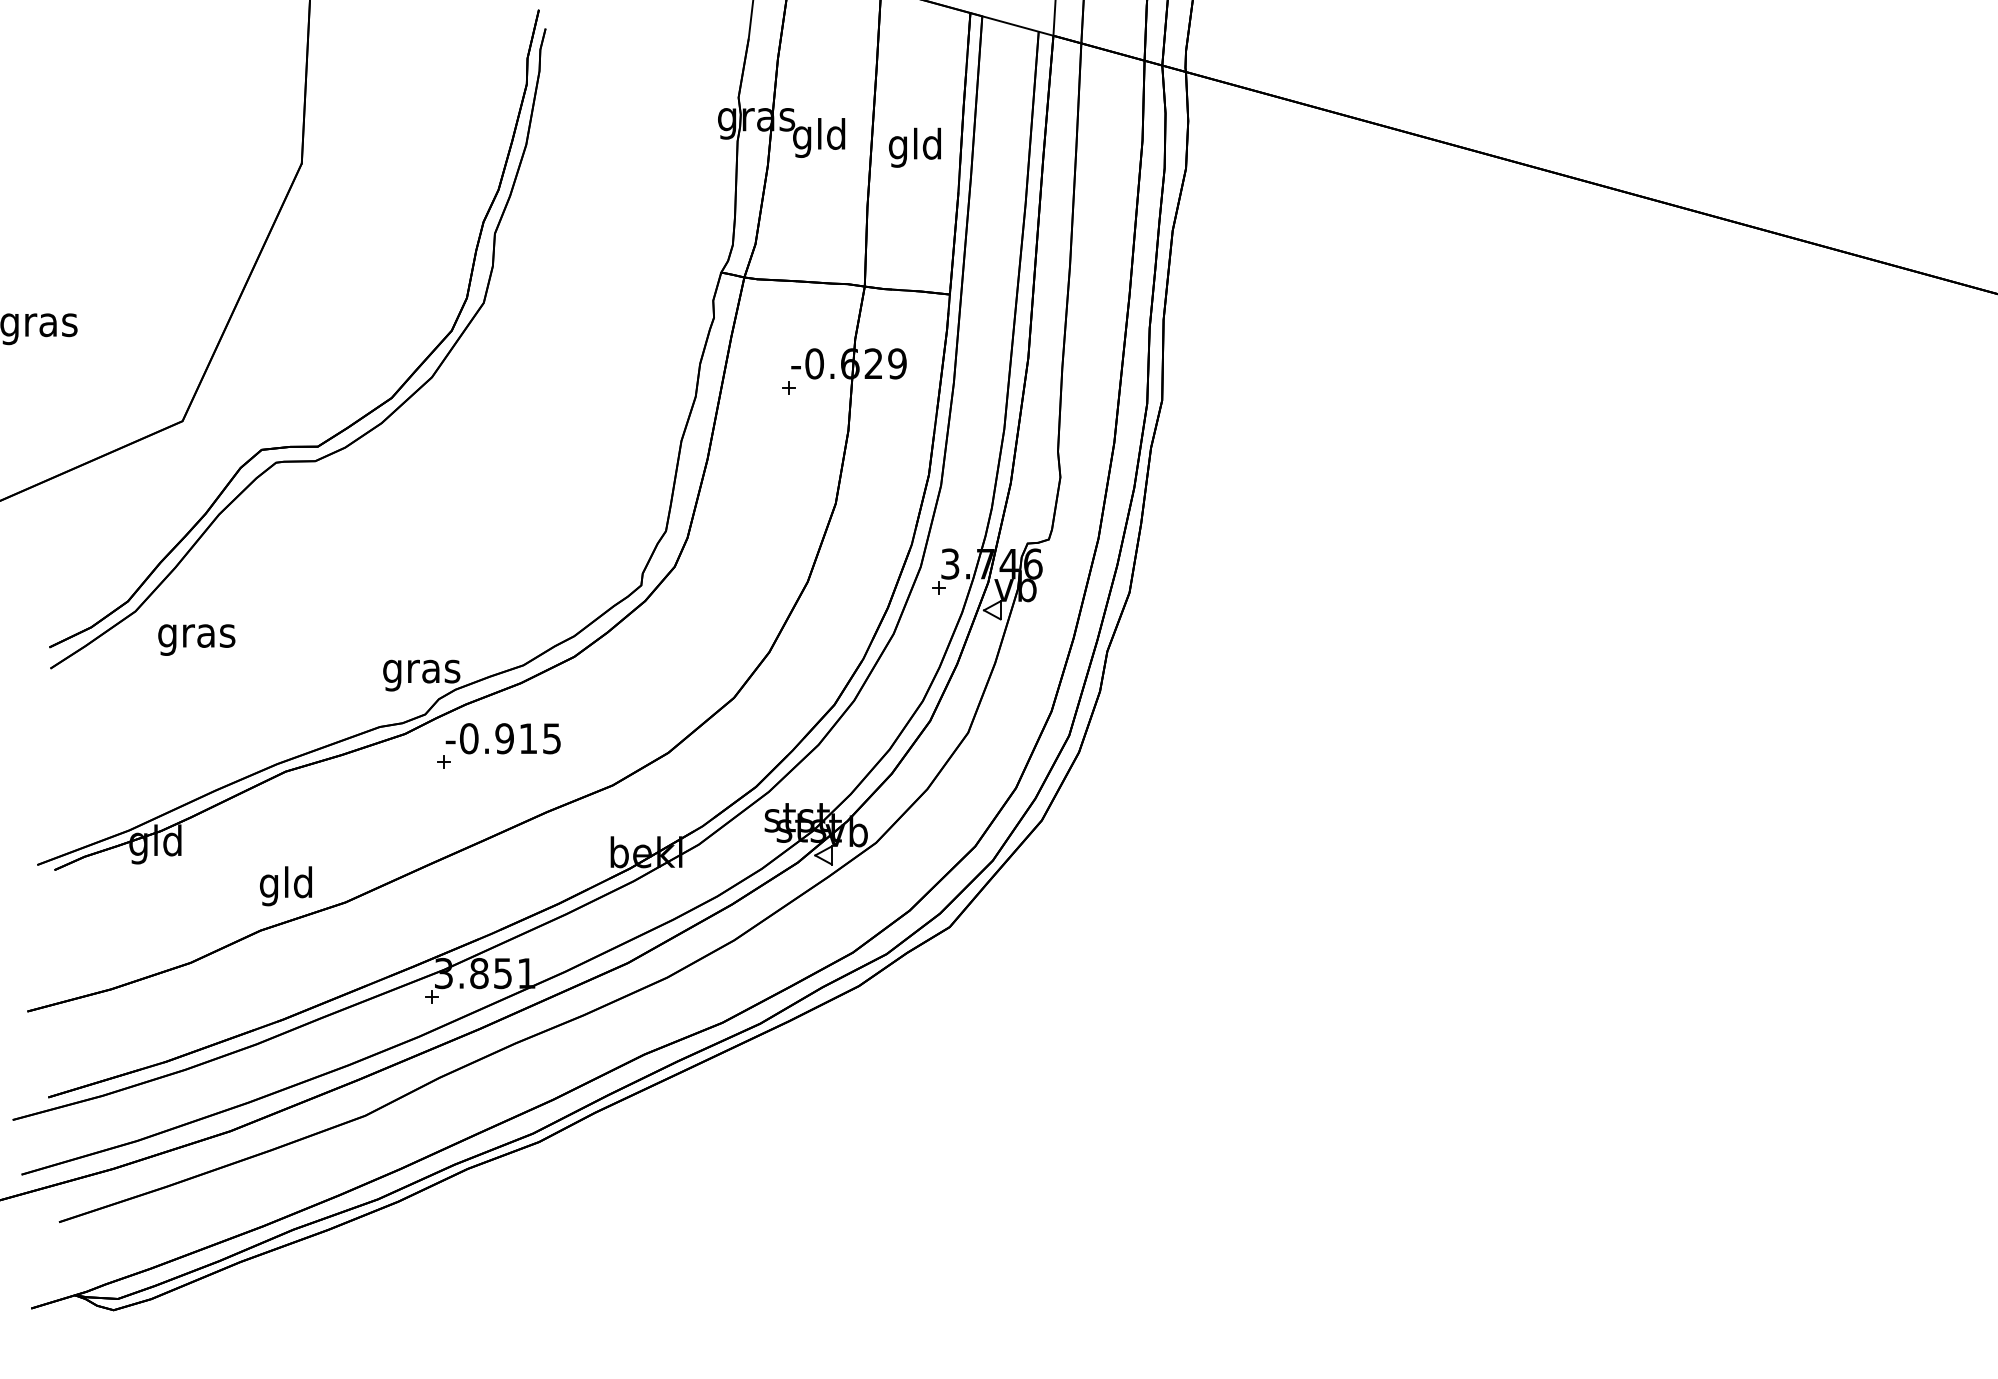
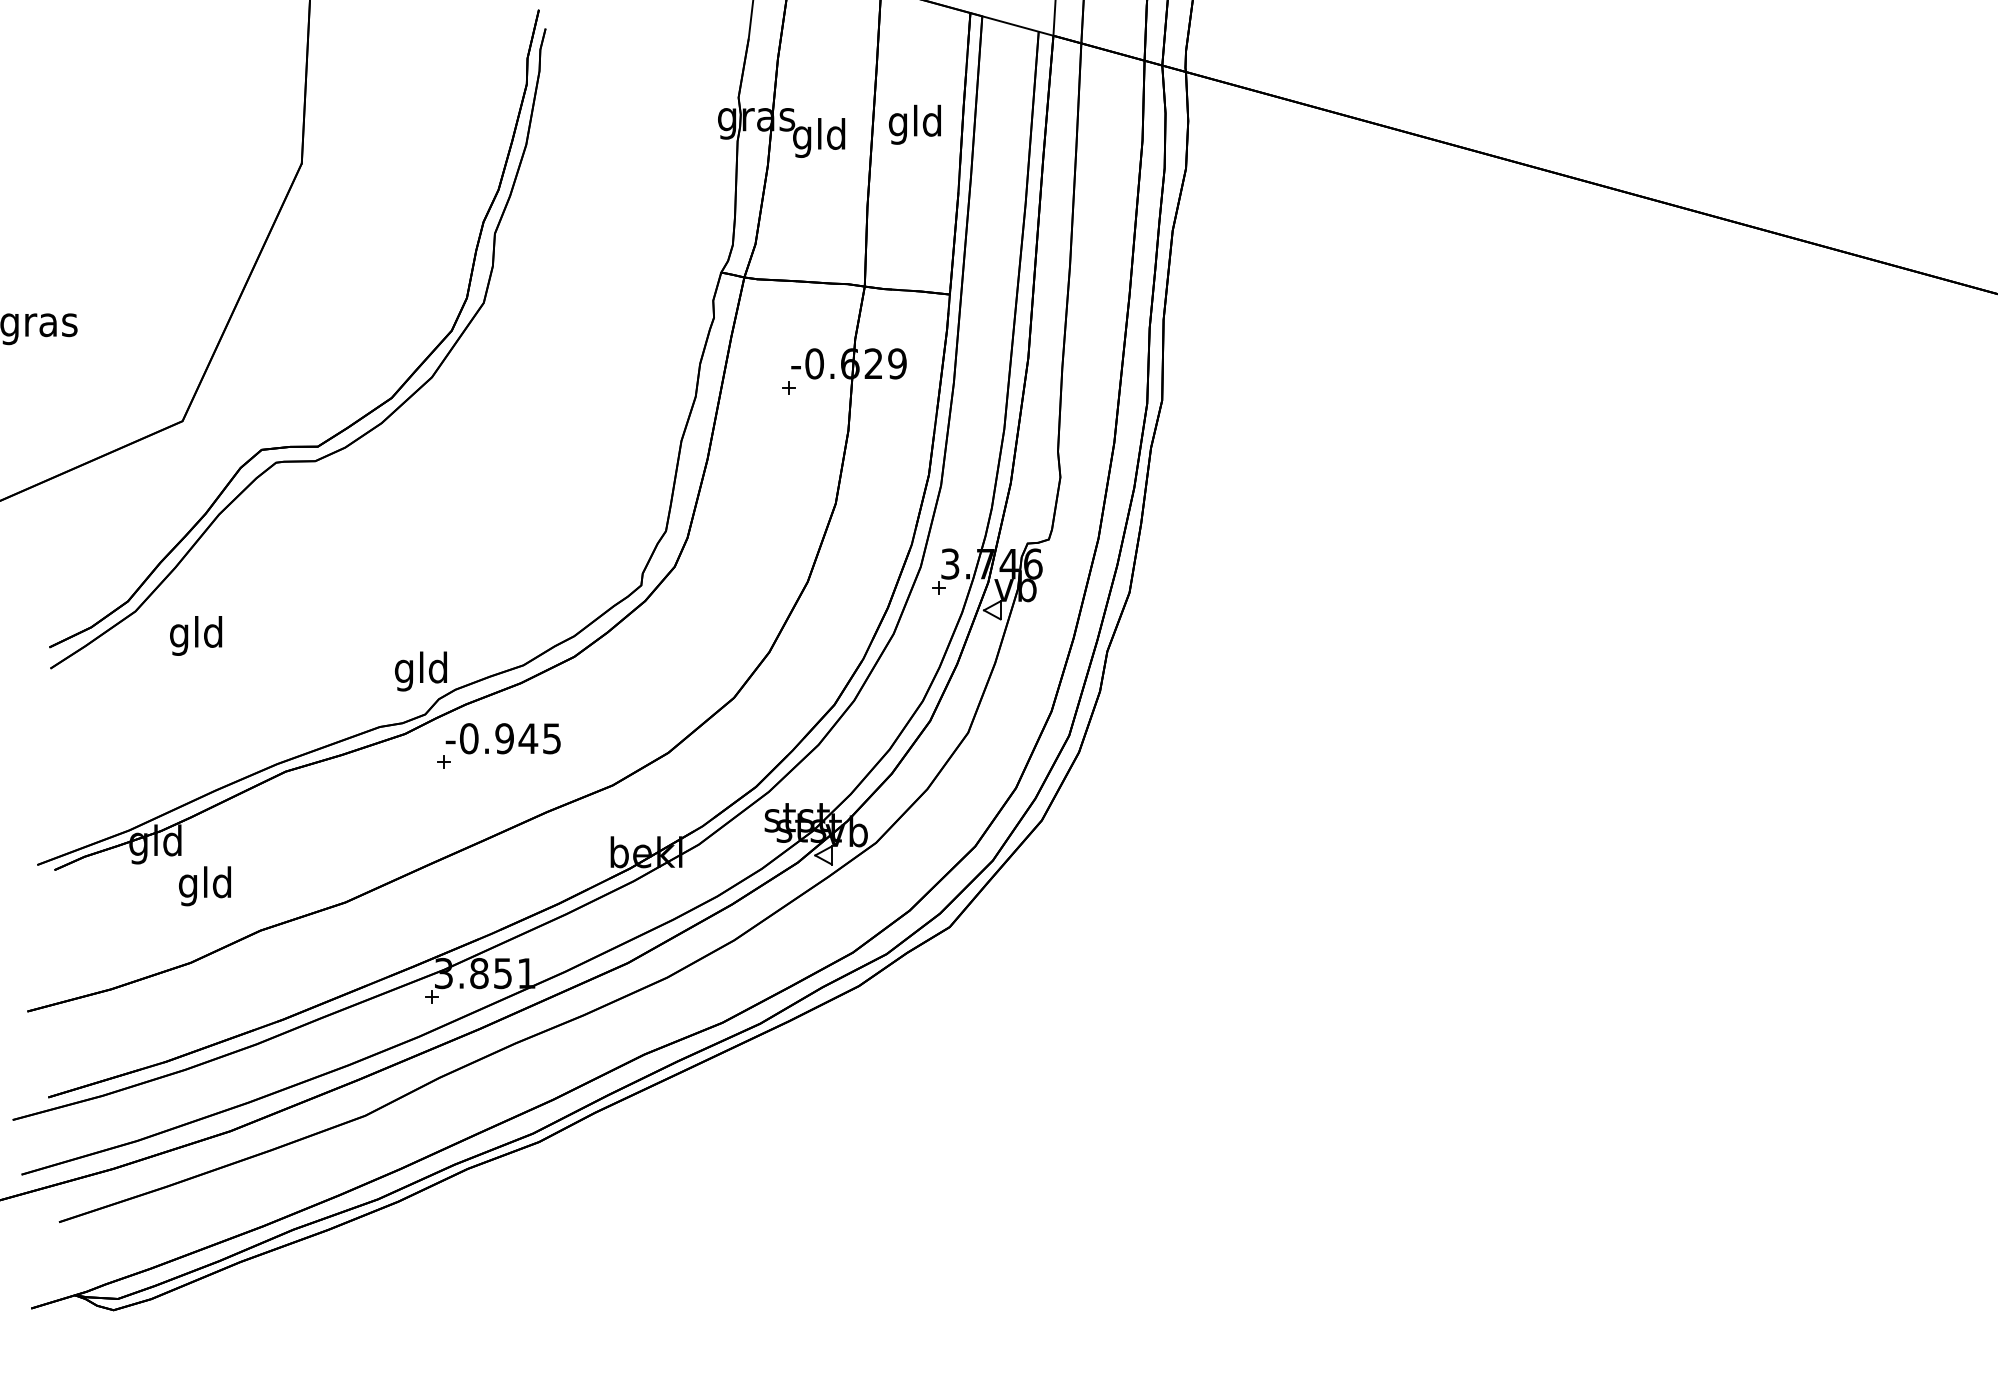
text position: (914, 147) -> (914, 124) (914, 124)
text: gras -> gld (196, 635)
text: gras -> gld (421, 671)
text: -0.915 -> -0.945 (528, 738)
text position: (285, 886) -> (204, 886) (204, 886)
